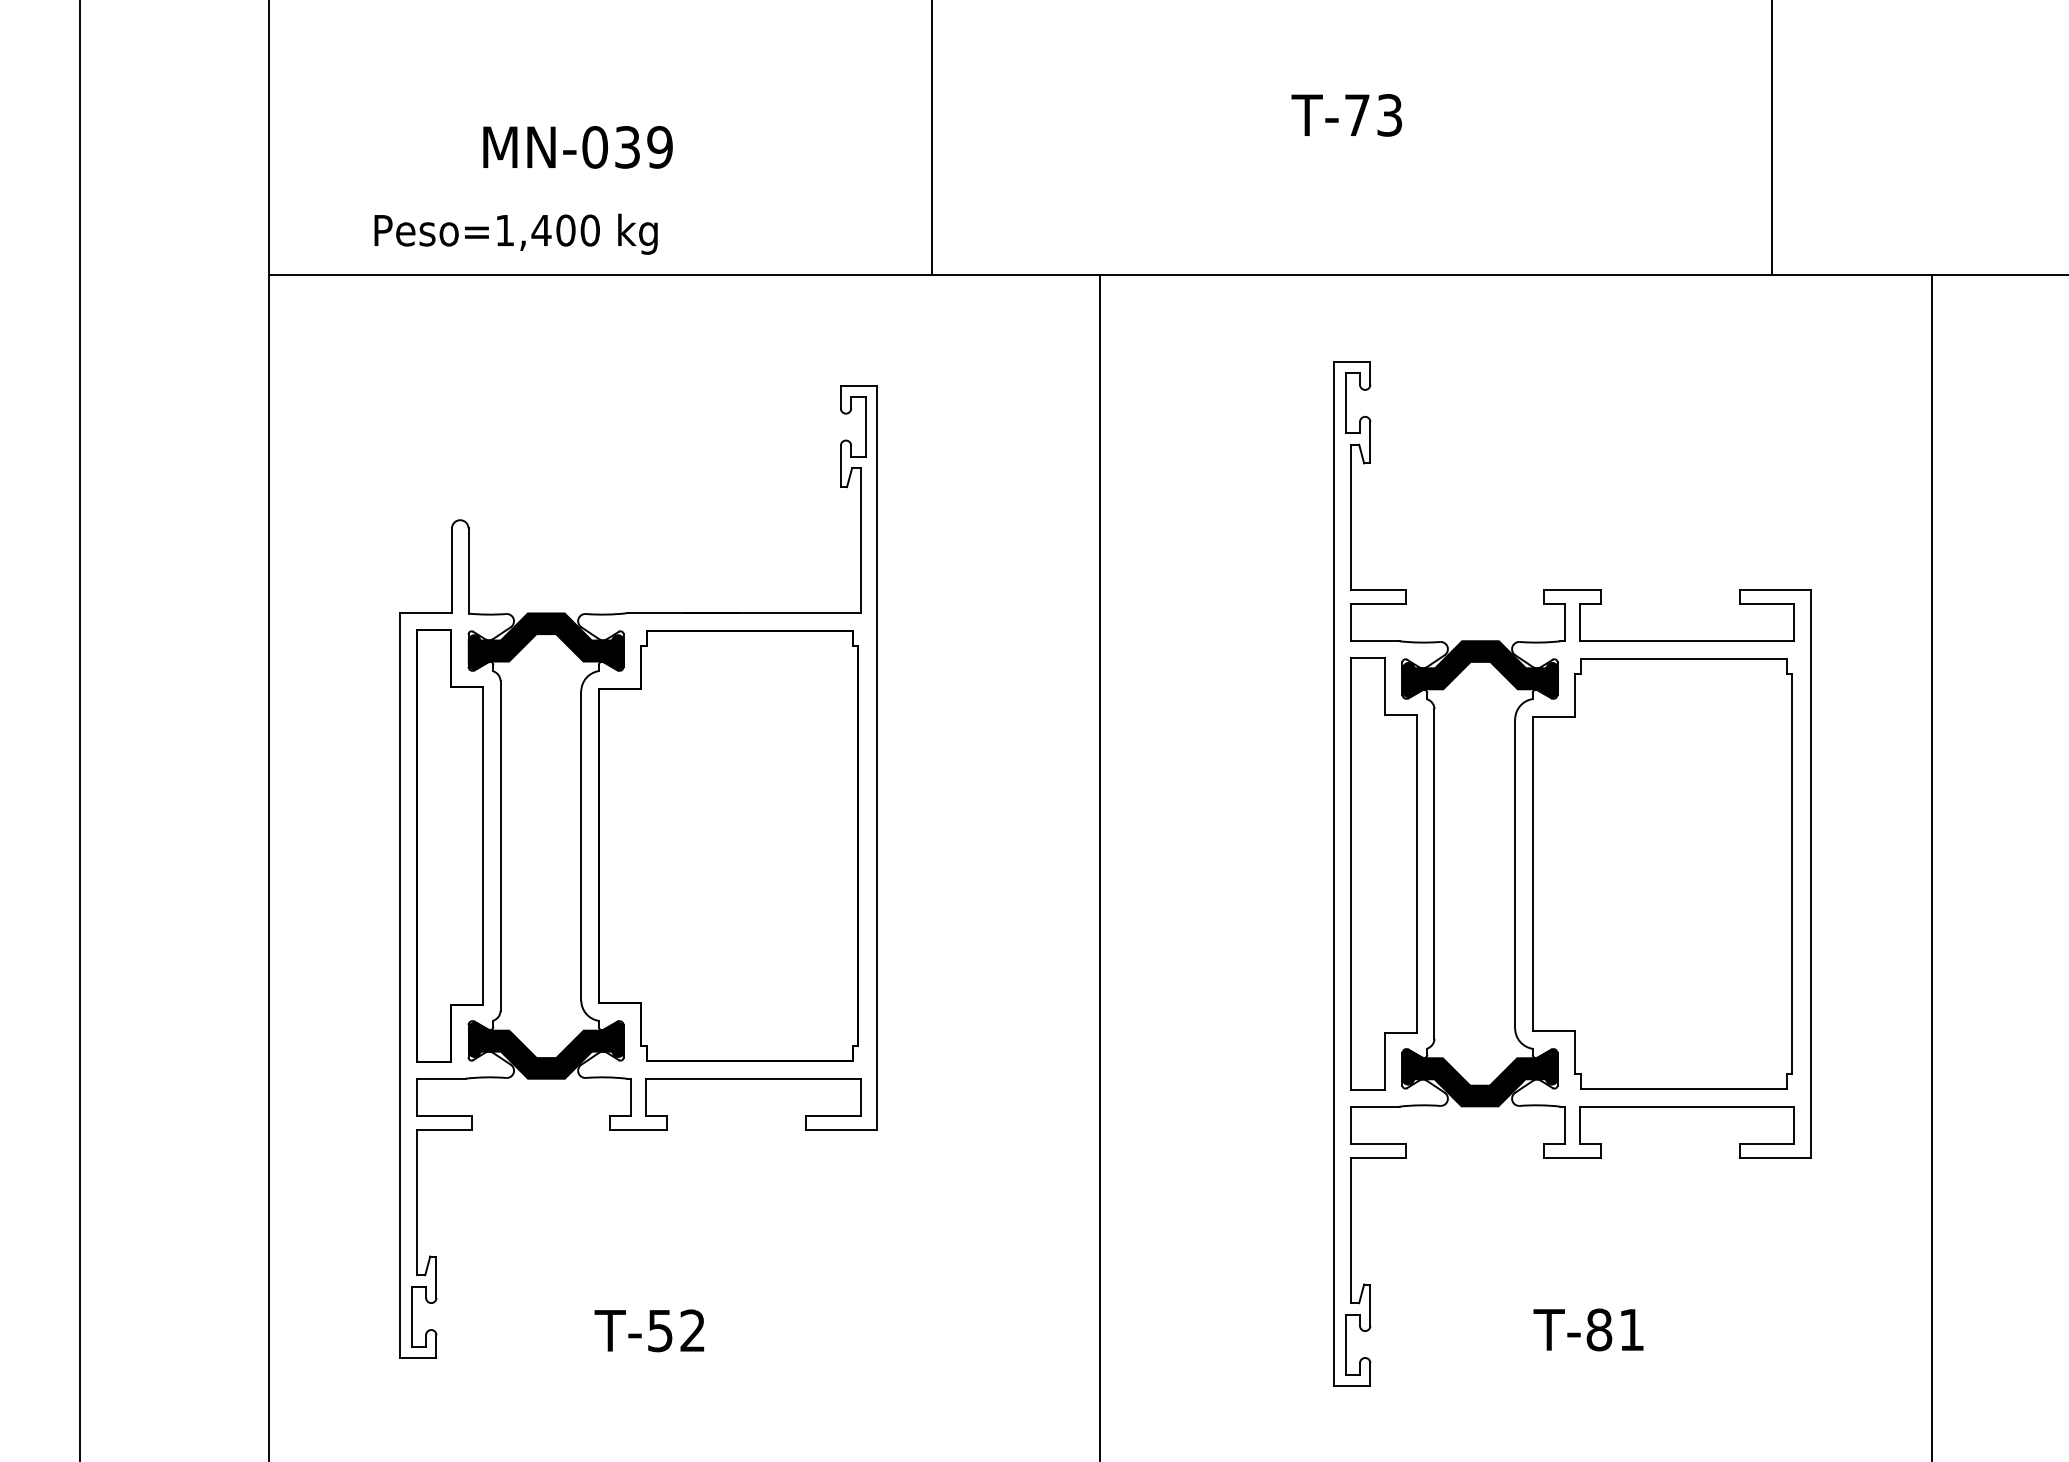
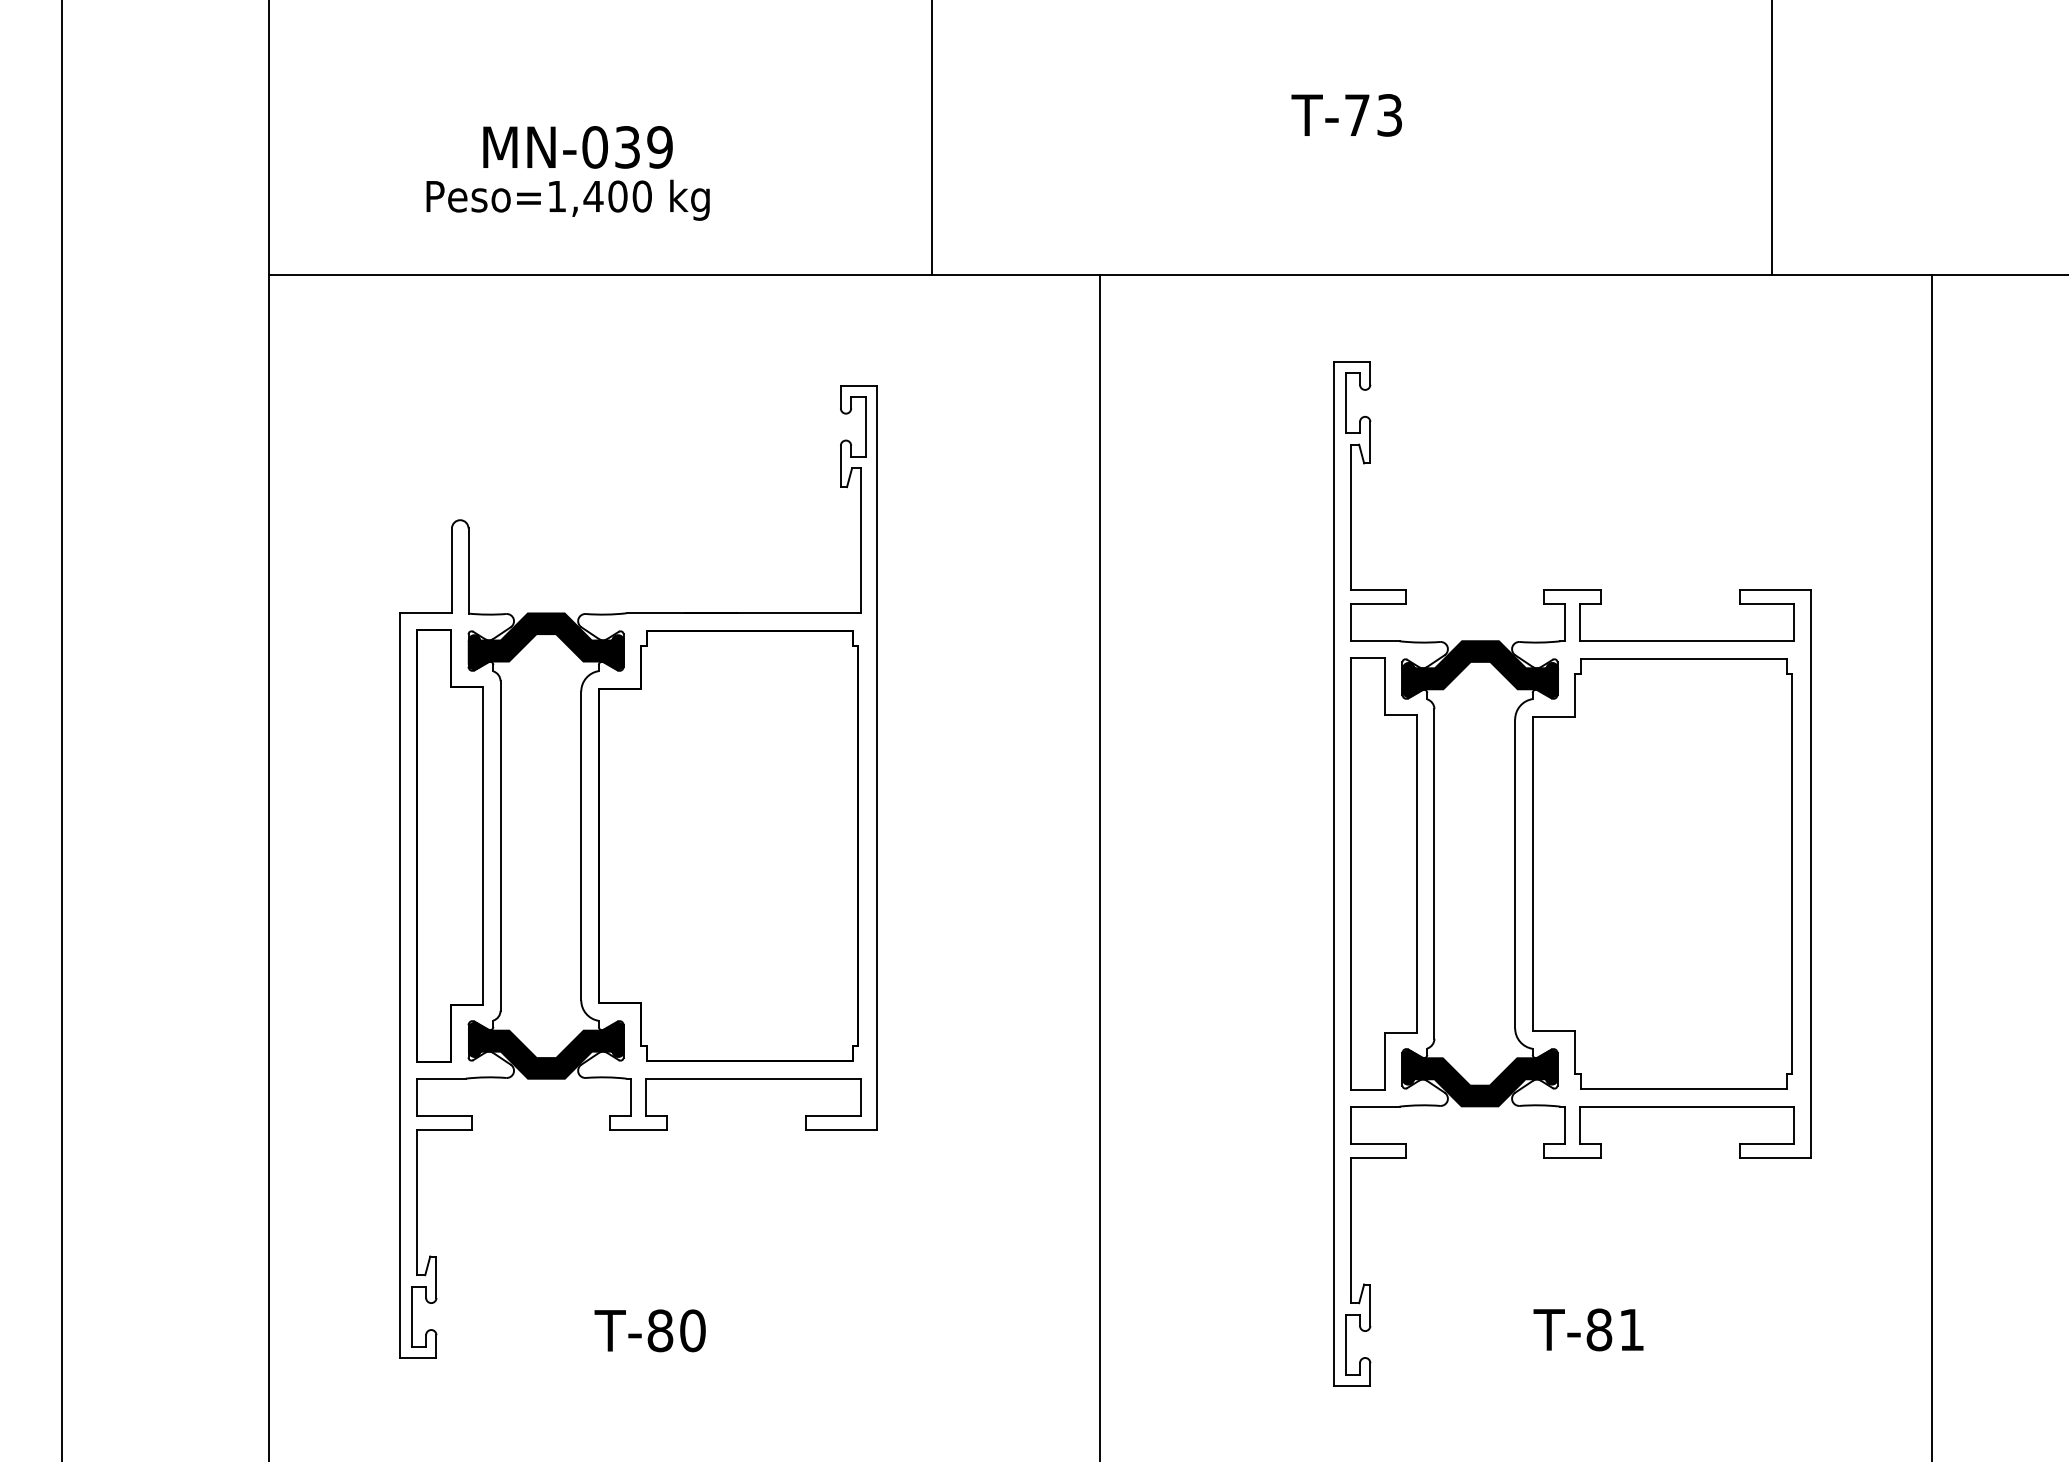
text position: (515, 233) -> (567, 199) (567, 199)
line position: (80, 730) -> (62, 730) (62, 730)
text: T-52 -> T-80 (676, 1330)
